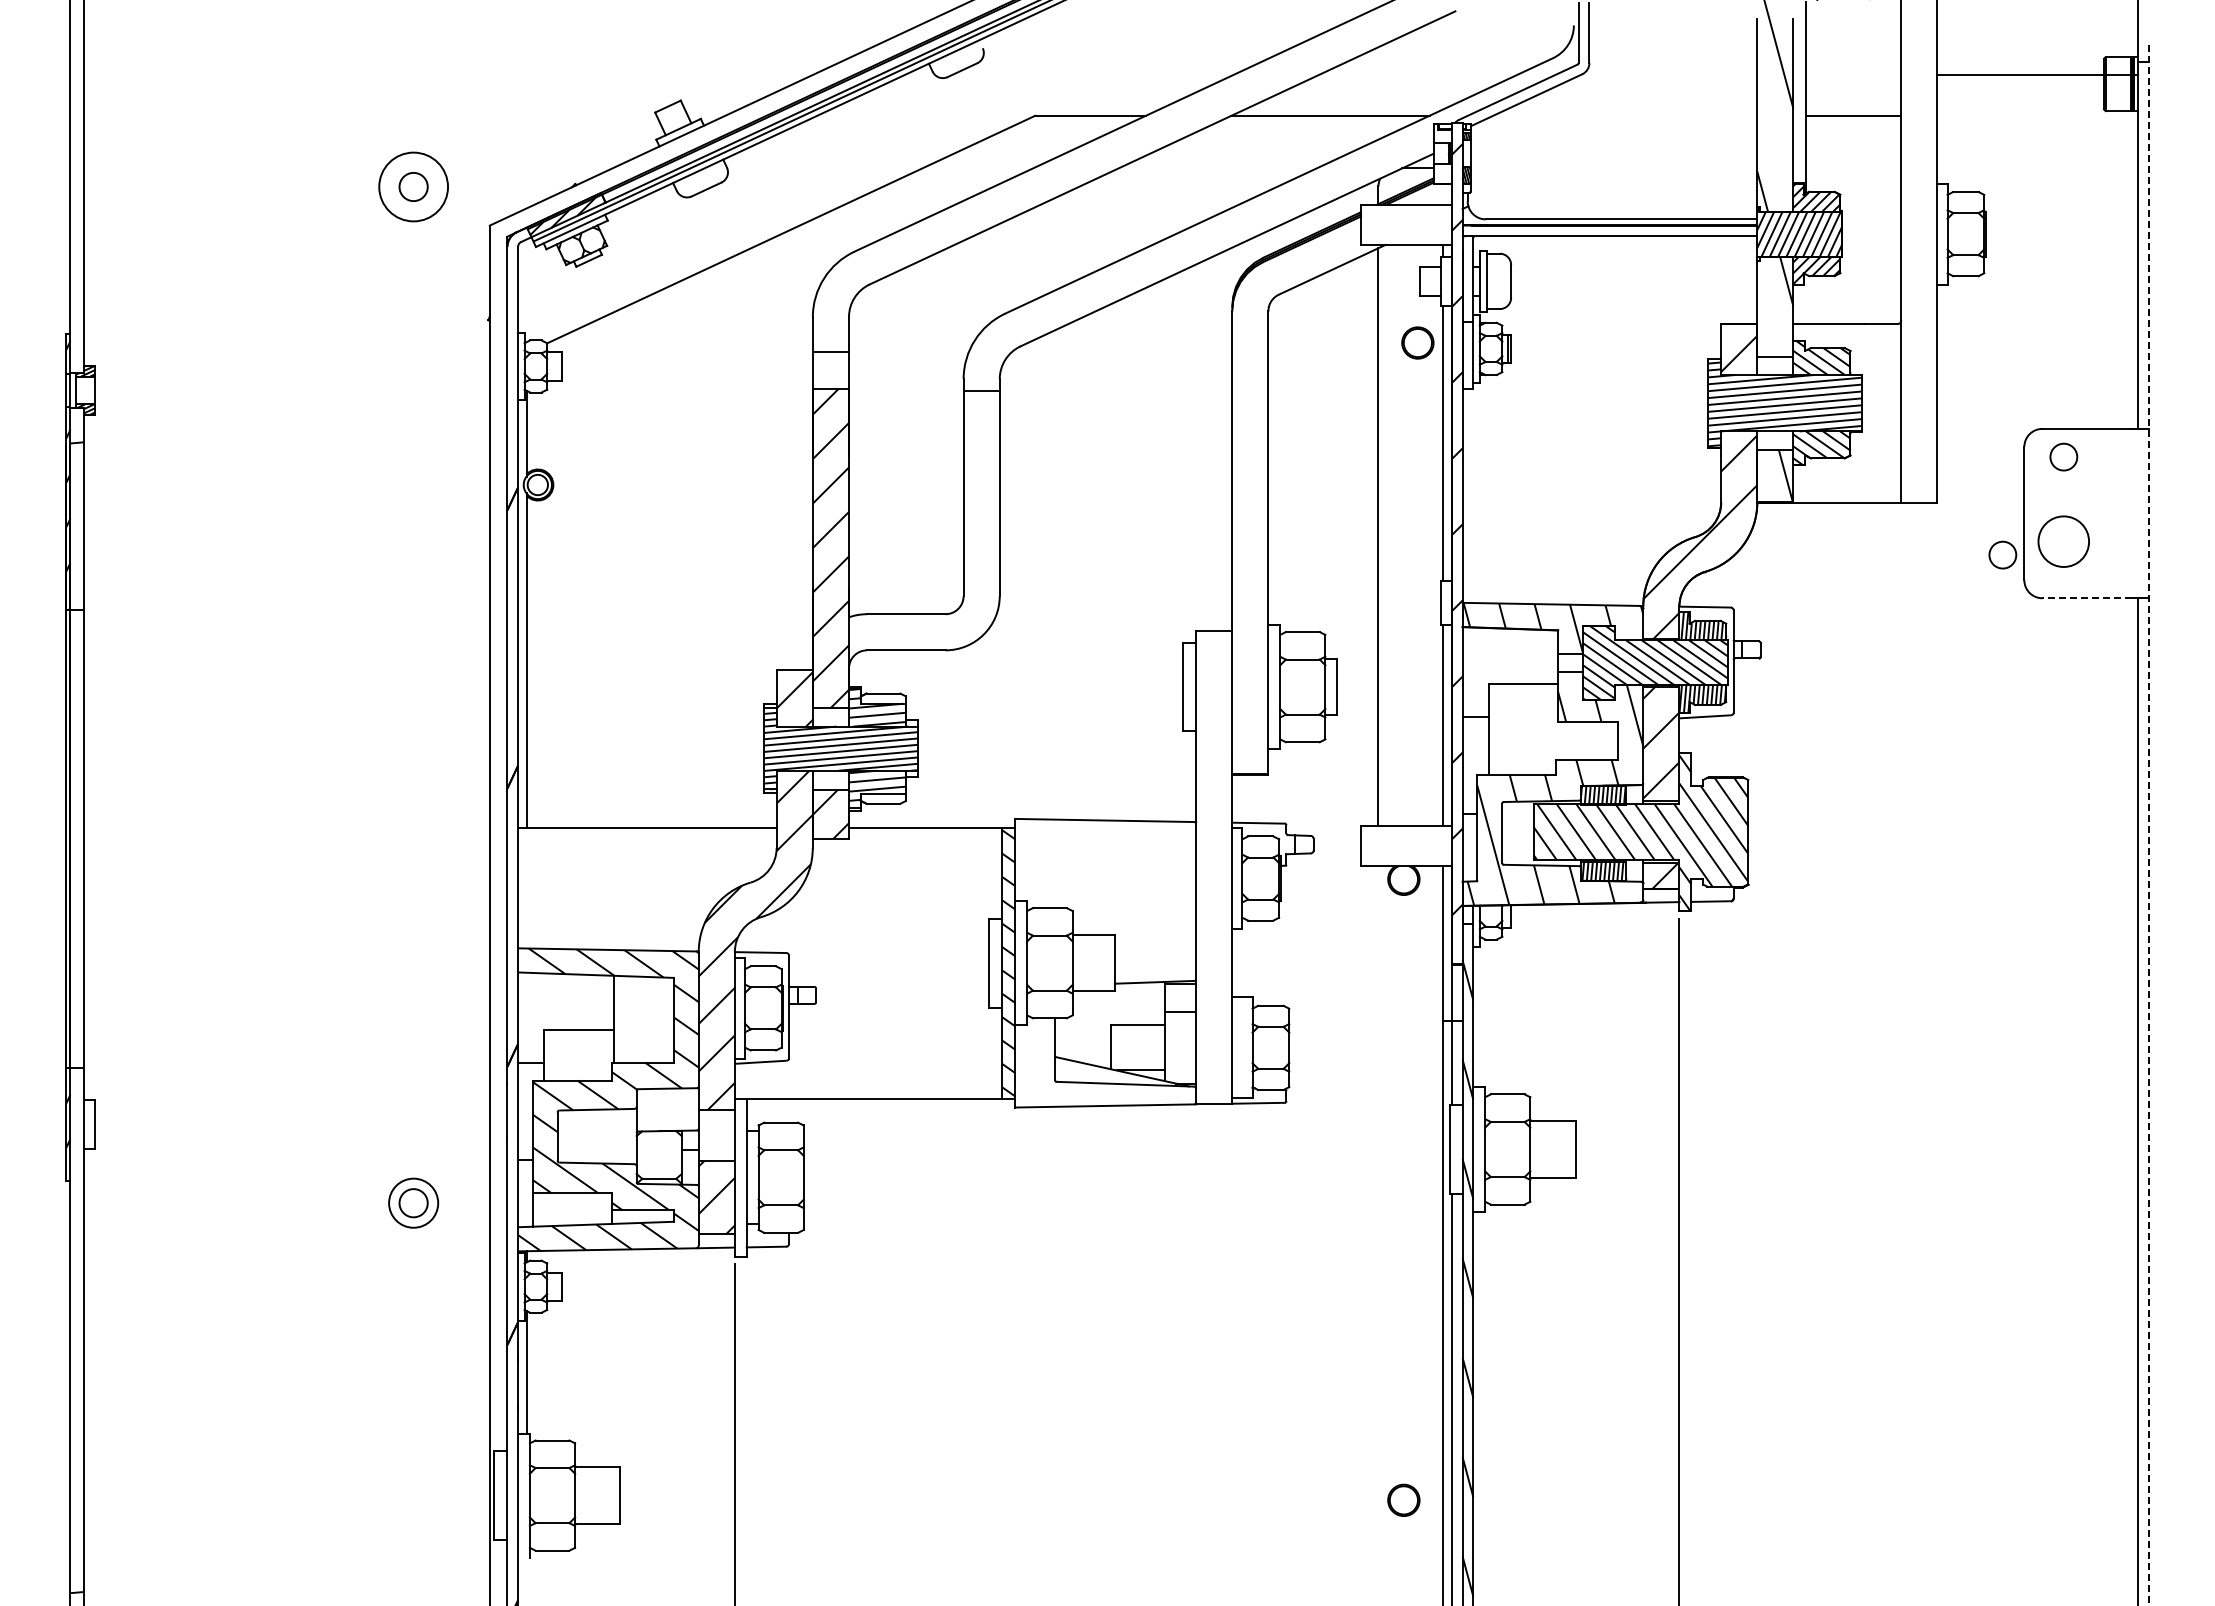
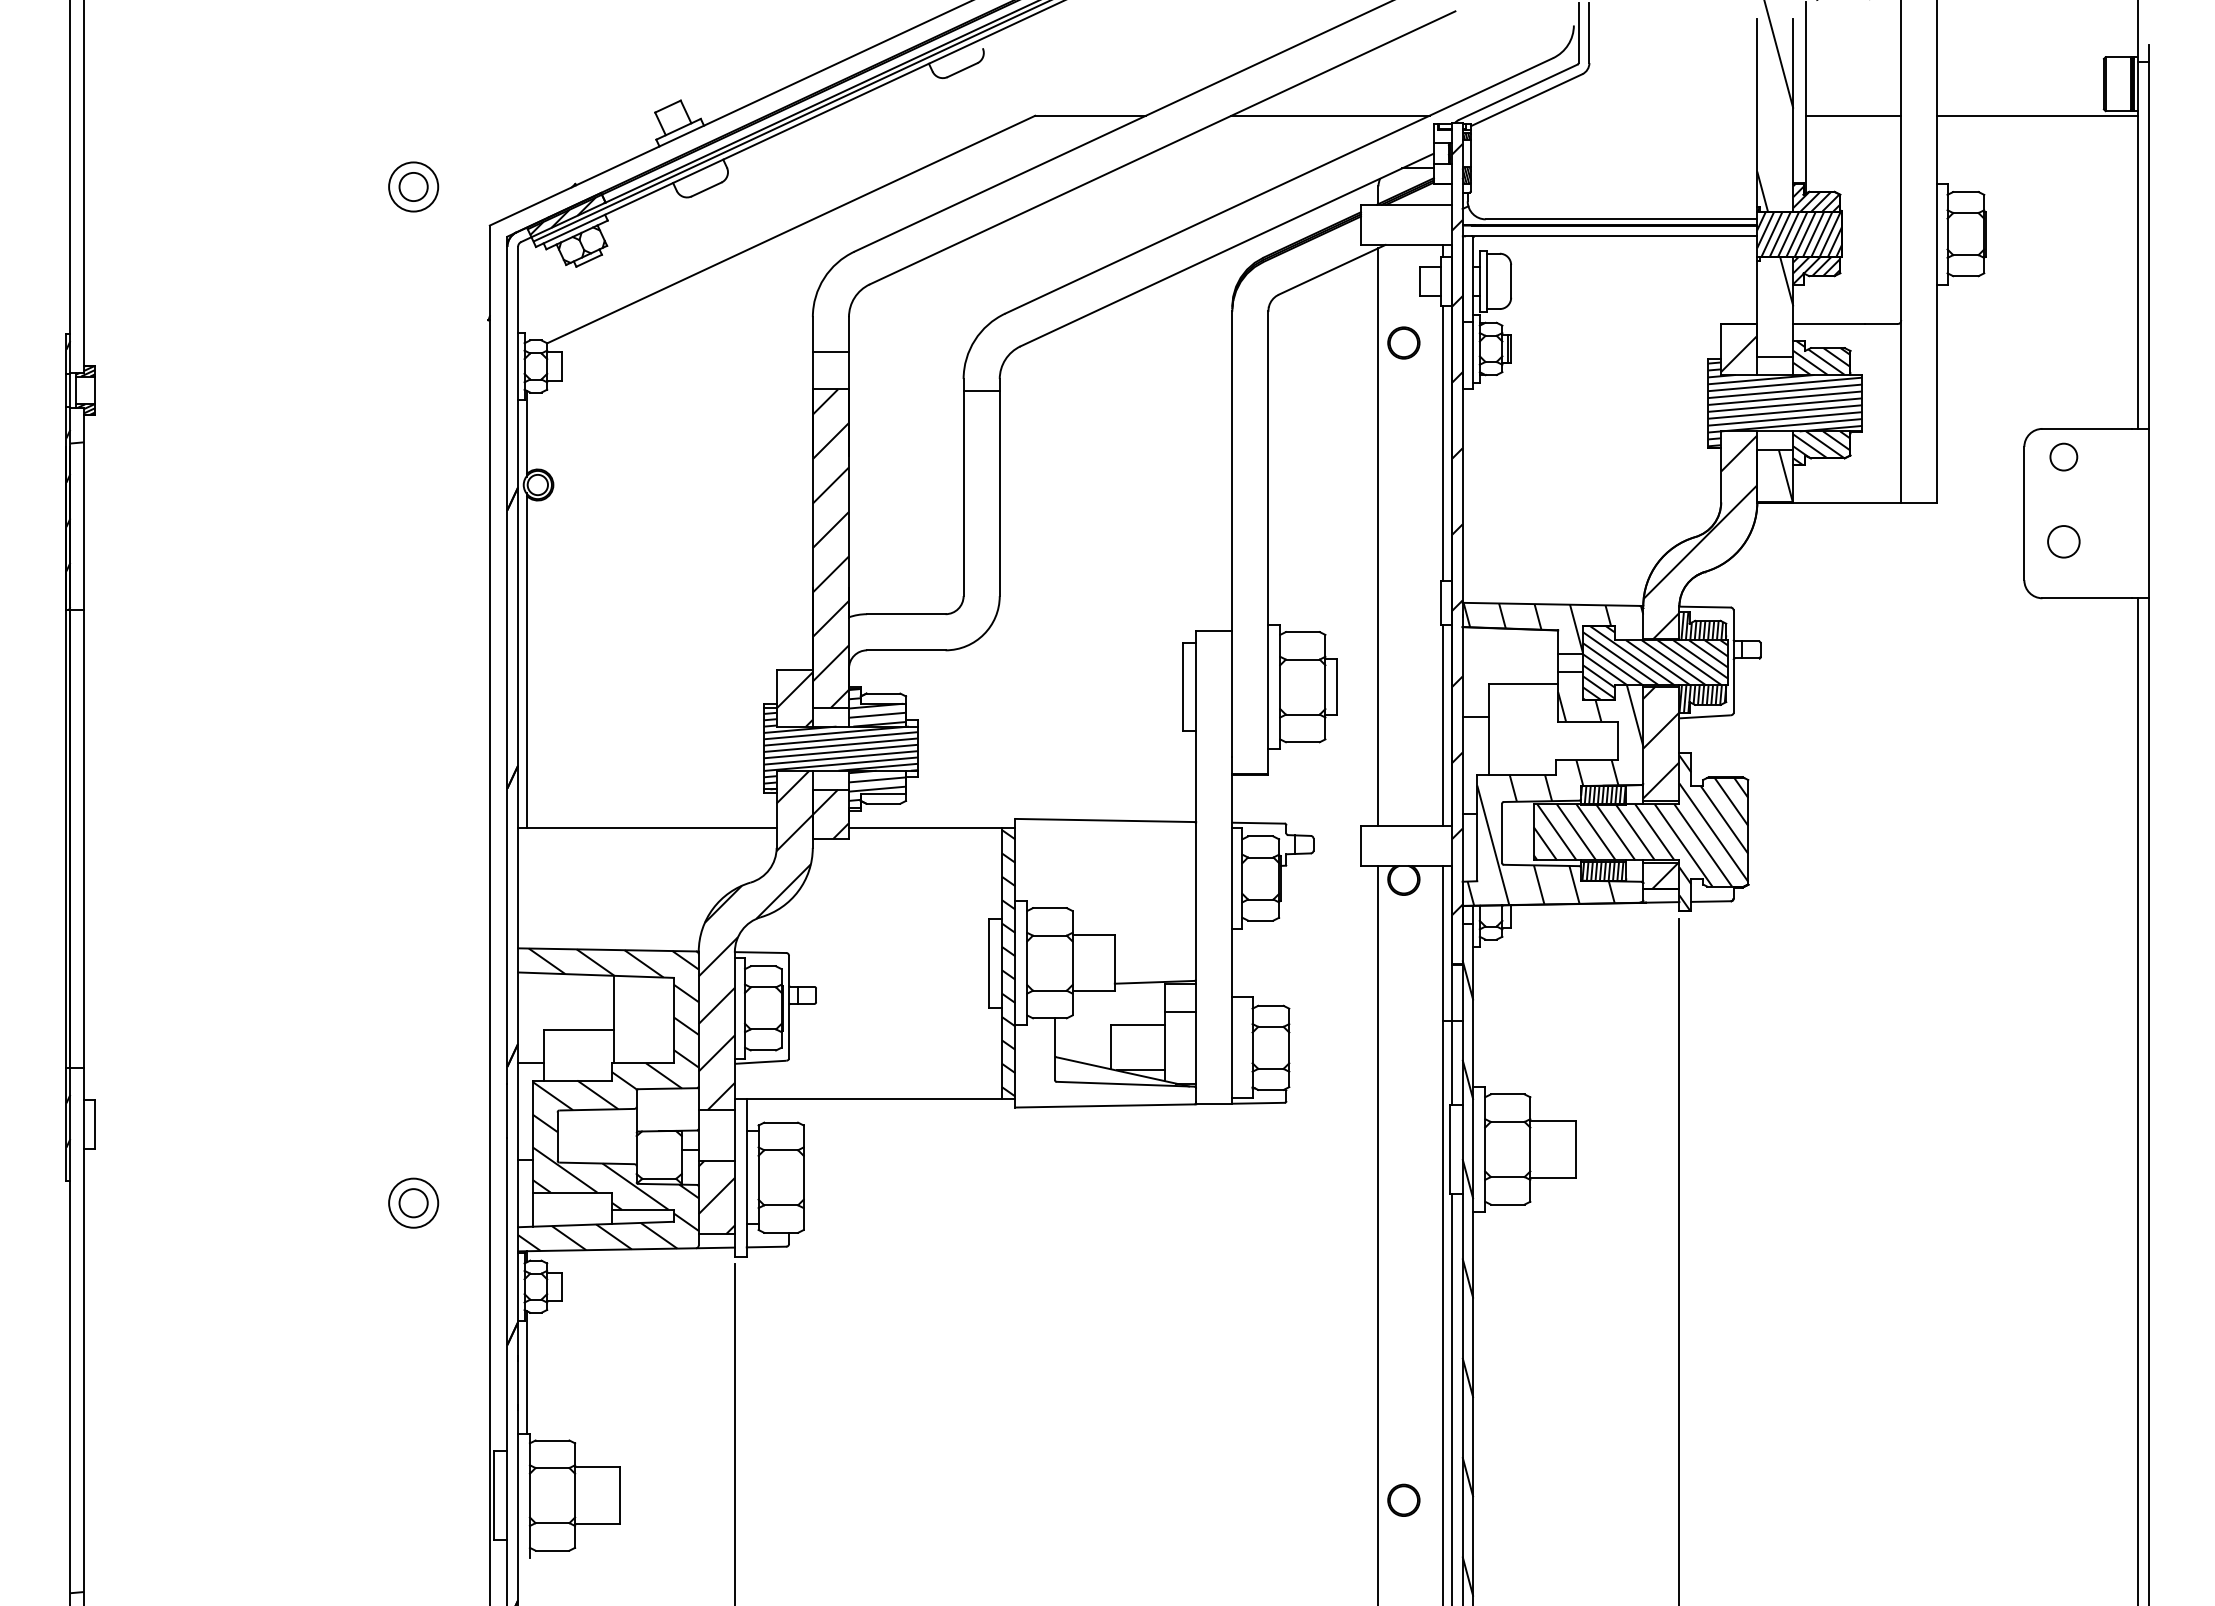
line position: (2037, 74) -> (2037, 115) (2037, 115)
circle diameter: 69 px -> 49 px (413, 186)
circle position: (1417, 342) -> (1403, 342) (1403, 342)
circle size: 53x53 px -> 34x34 px (2063, 541)
circle: present -> none (2002, 554)
line: dashed -> solid (2087, 598)
line: dashed -> solid (2148, 825)
line: none -> present (1378, 1233)
